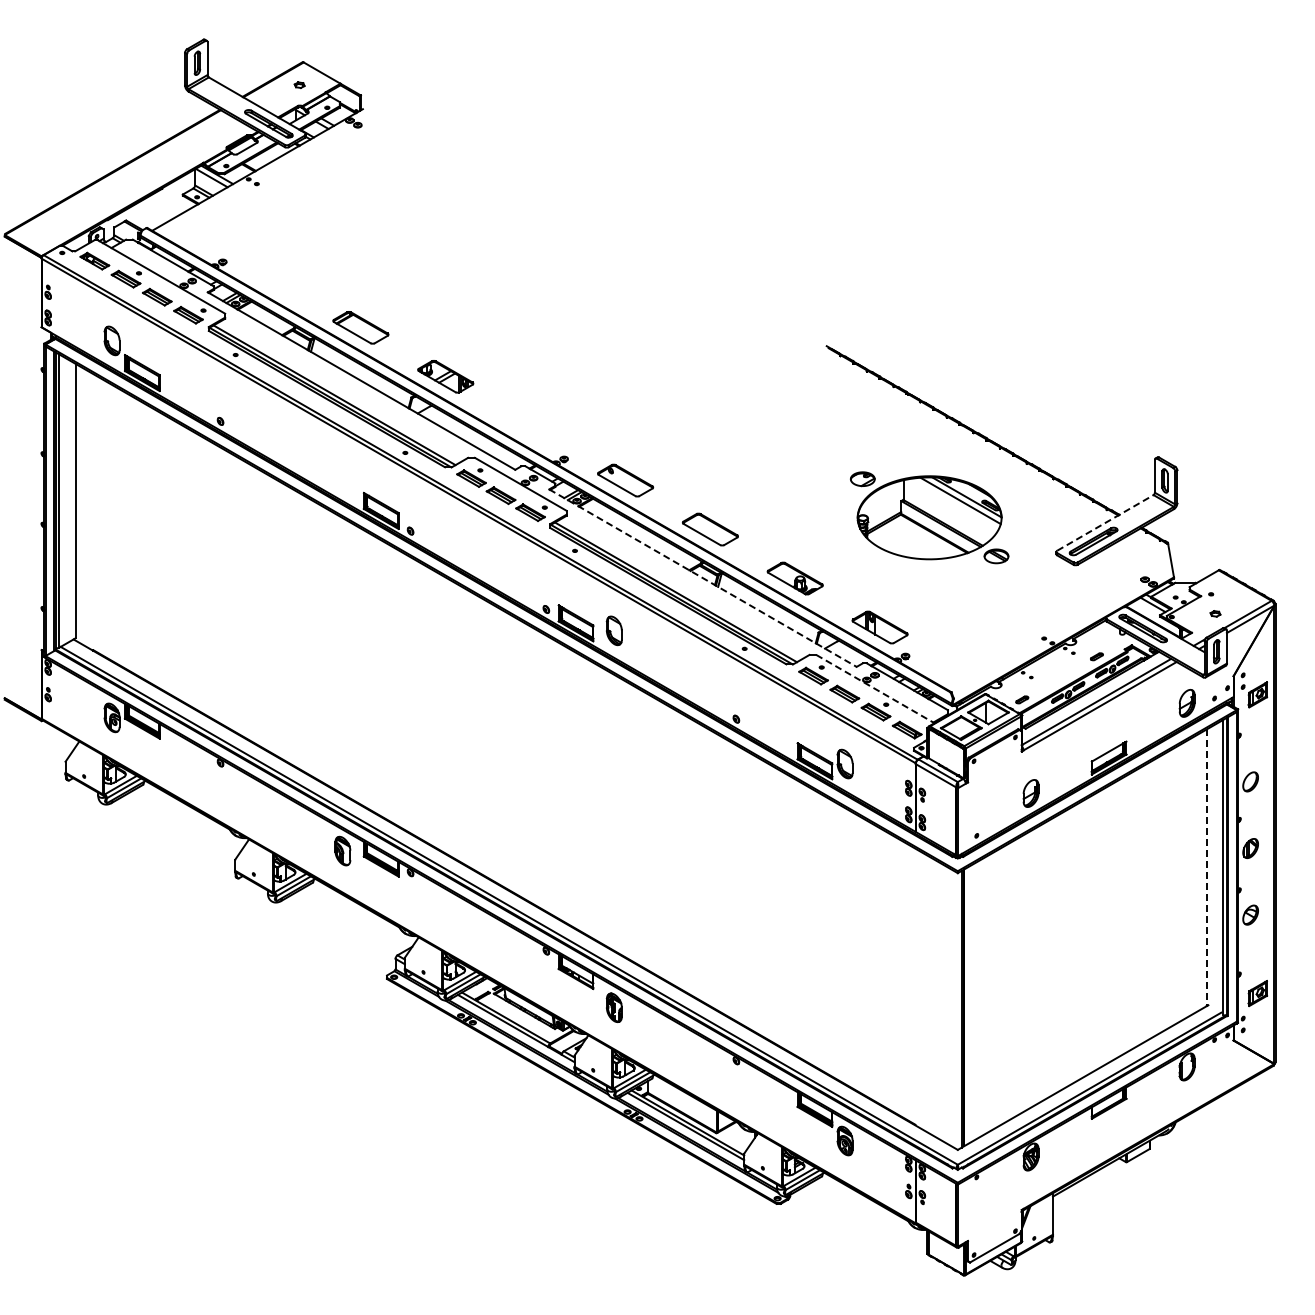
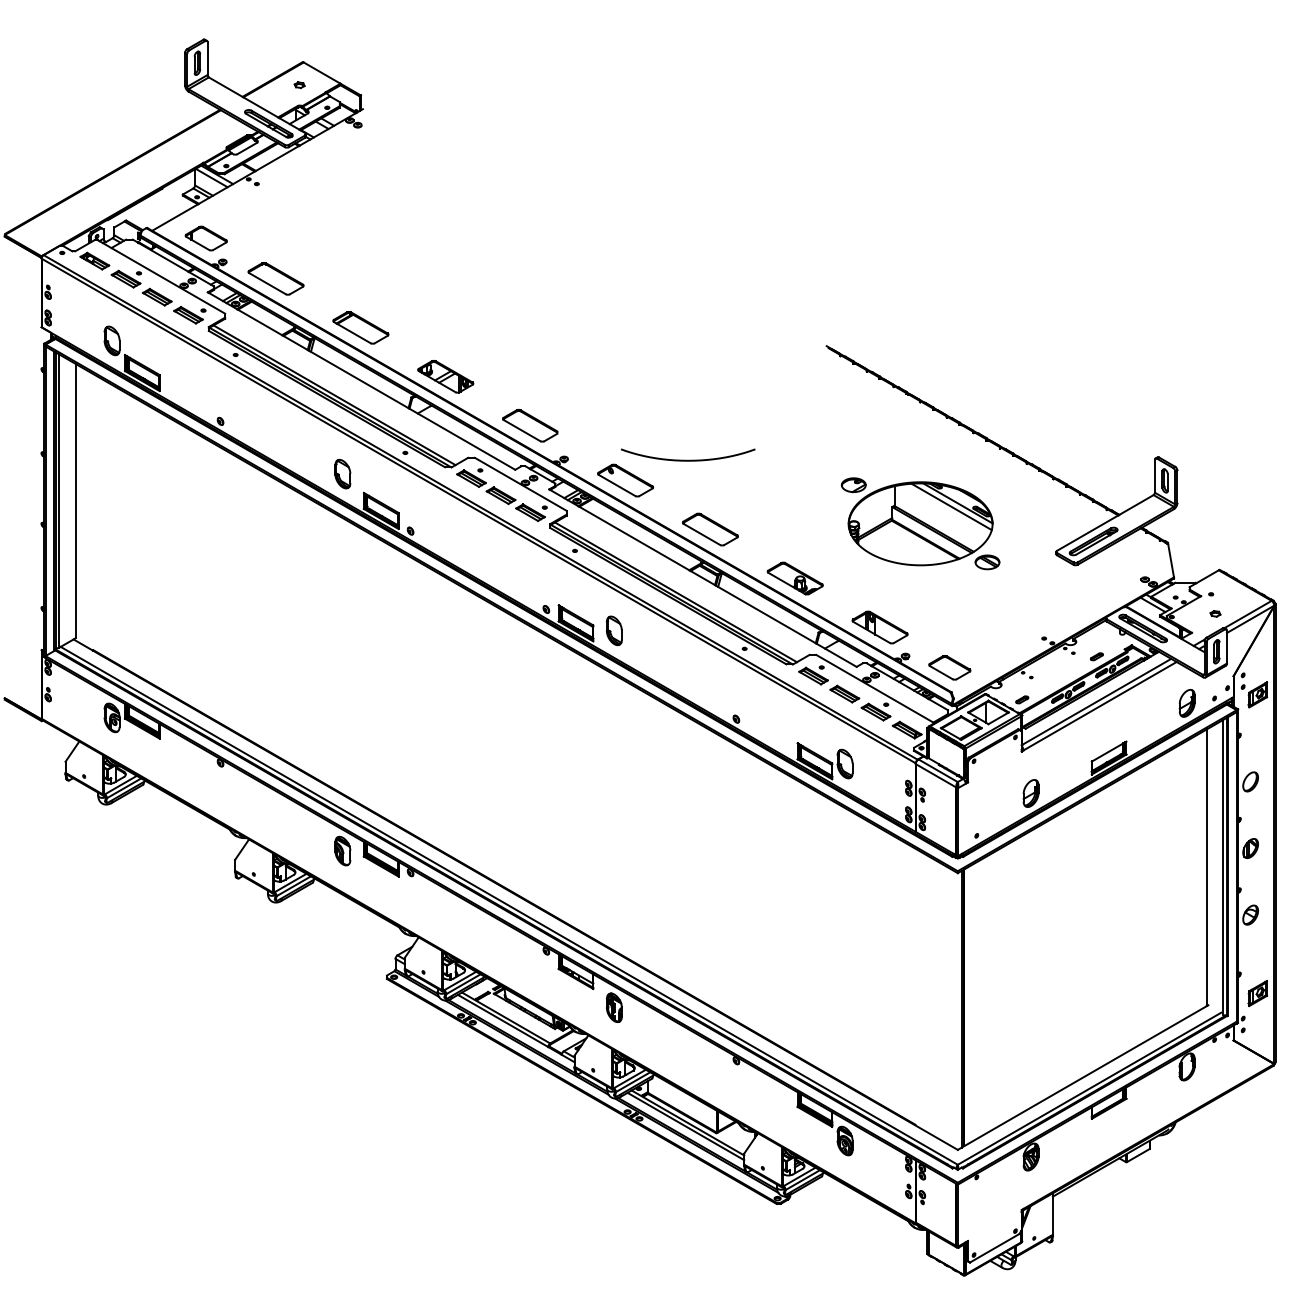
part: none -> present (205, 238)
part: none -> present (275, 278)
part: none -> present (530, 425)
curve: none -> present (688, 459)
part: none -> present (342, 473)
part position: (929, 517) -> (920, 523) (920, 523)
line: dashed -> solid (1105, 522)
line: dashed -> solid (703, 578)
part: none -> present (949, 667)
line: dashed -> solid (875, 689)
line: dashed -> solid (1206, 867)
